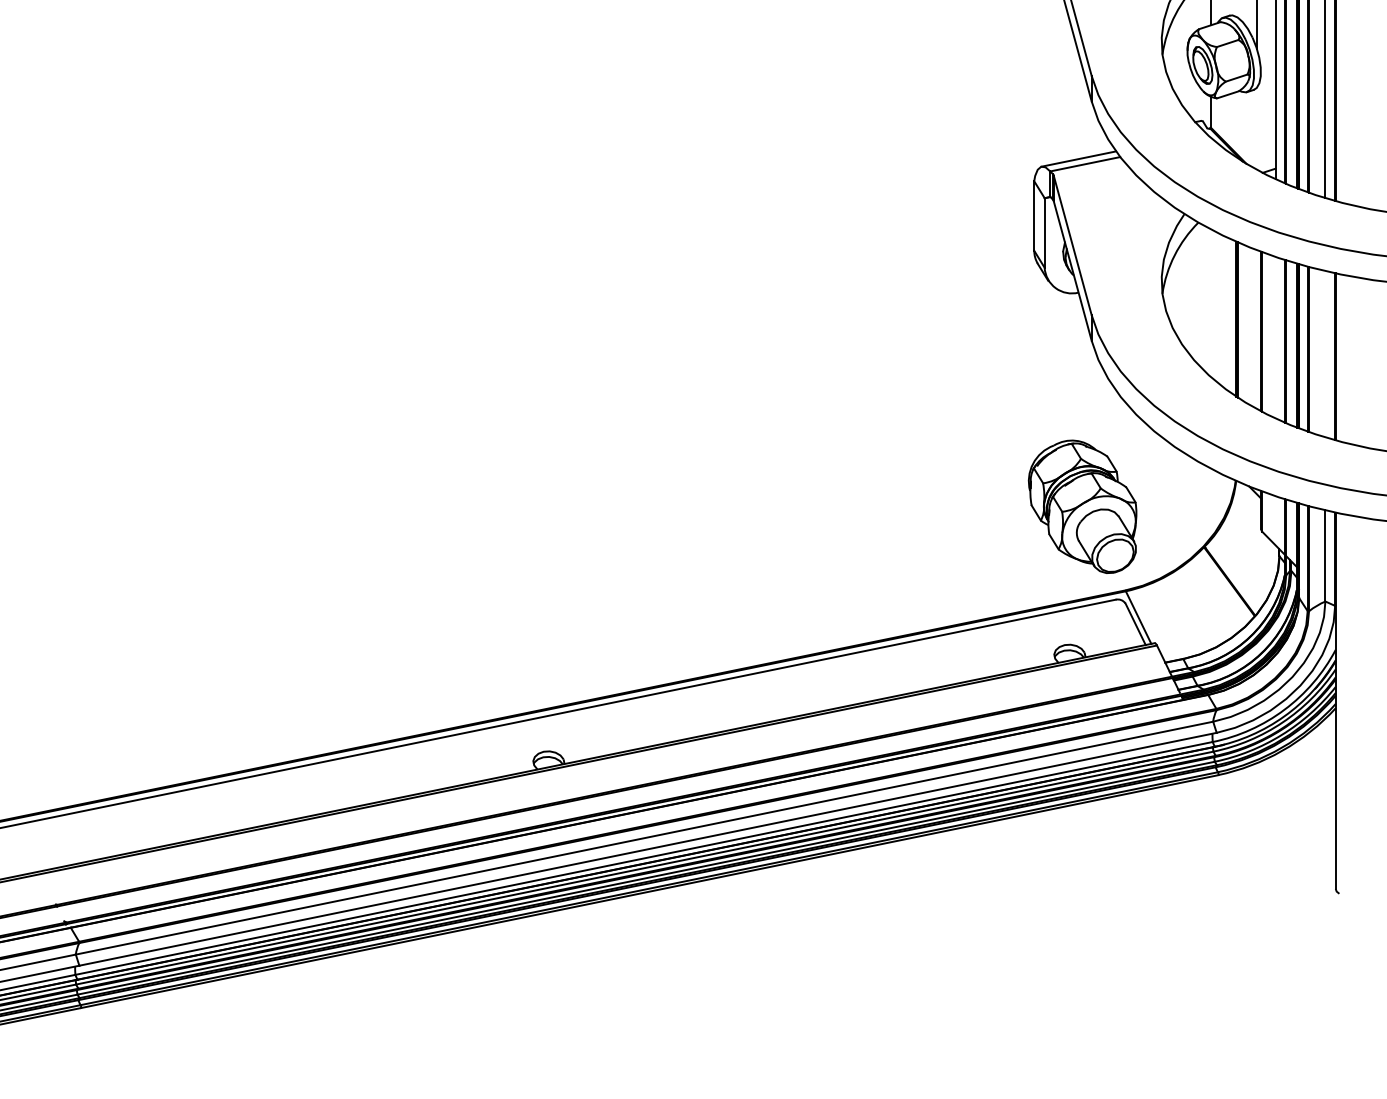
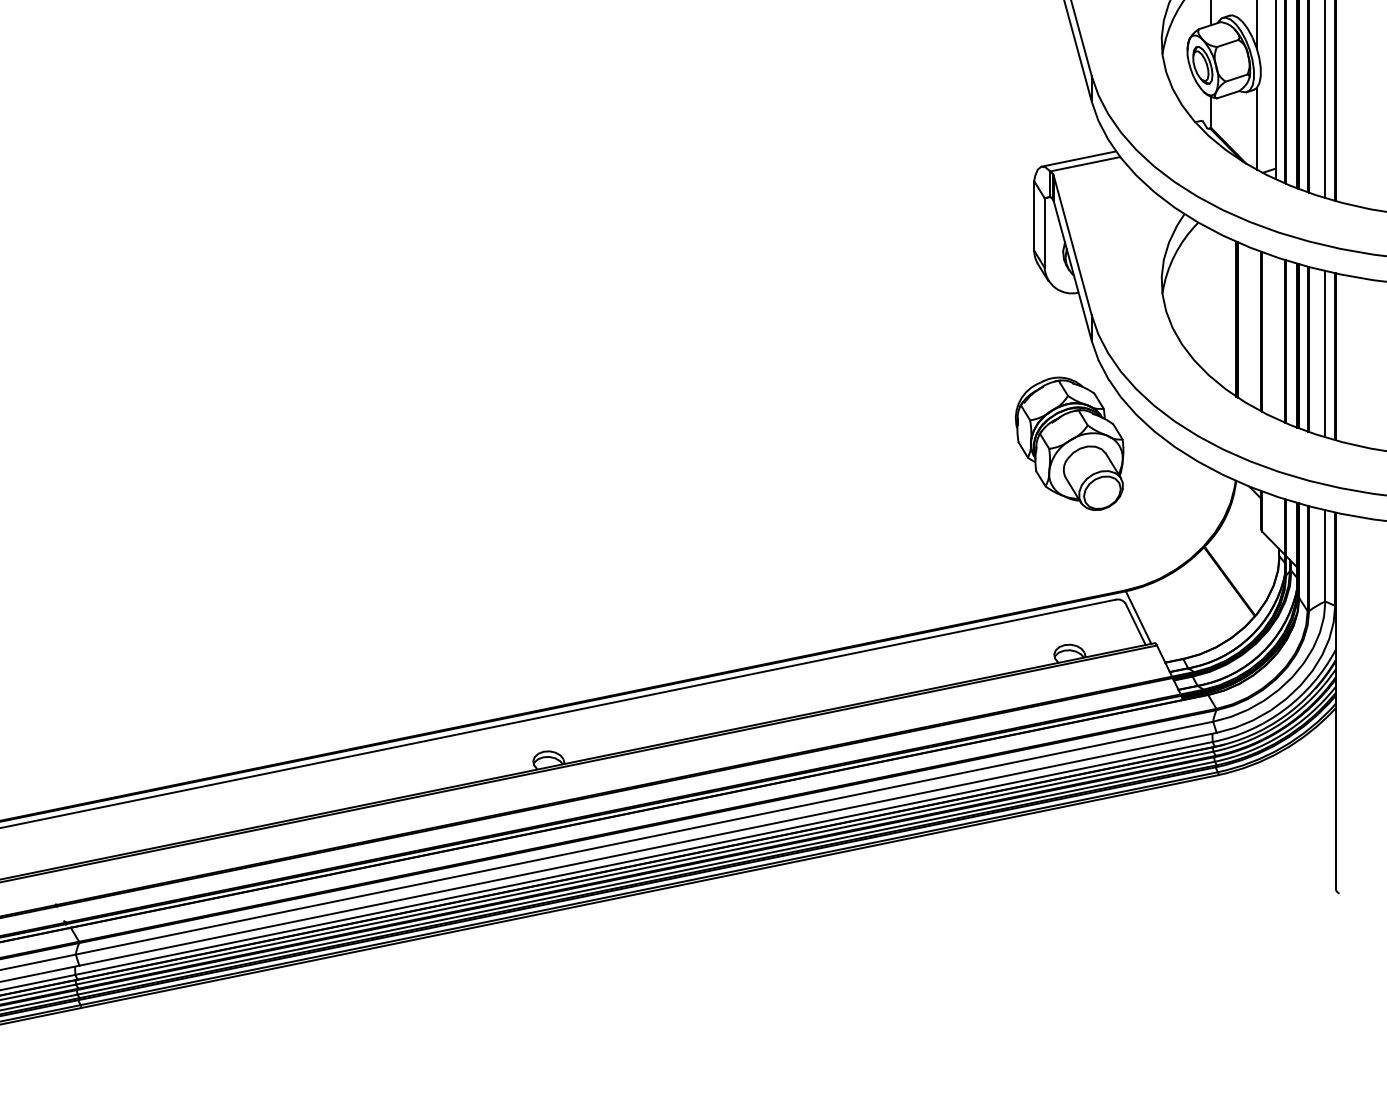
line: none -> present (1257, 128)
line: none -> present (1325, 354)
part position: (1082, 506) -> (1069, 443) (1069, 443)
